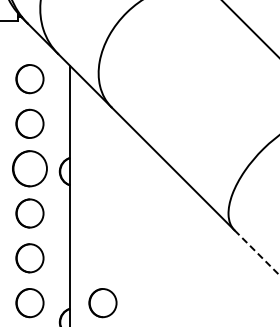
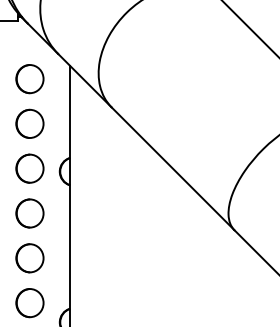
part size: 36x38 px -> 30x31 px (29, 168)
line: dashed -> solid (257, 252)
part: present -> none (102, 303)
